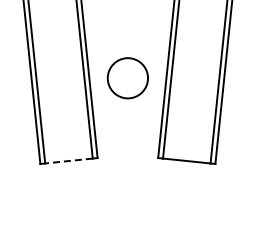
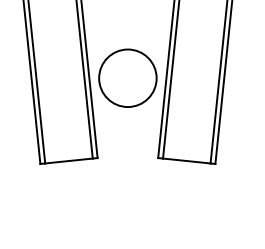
circle diameter: 40 px -> 58 px (127, 78)
line: dashed -> solid (68, 161)
